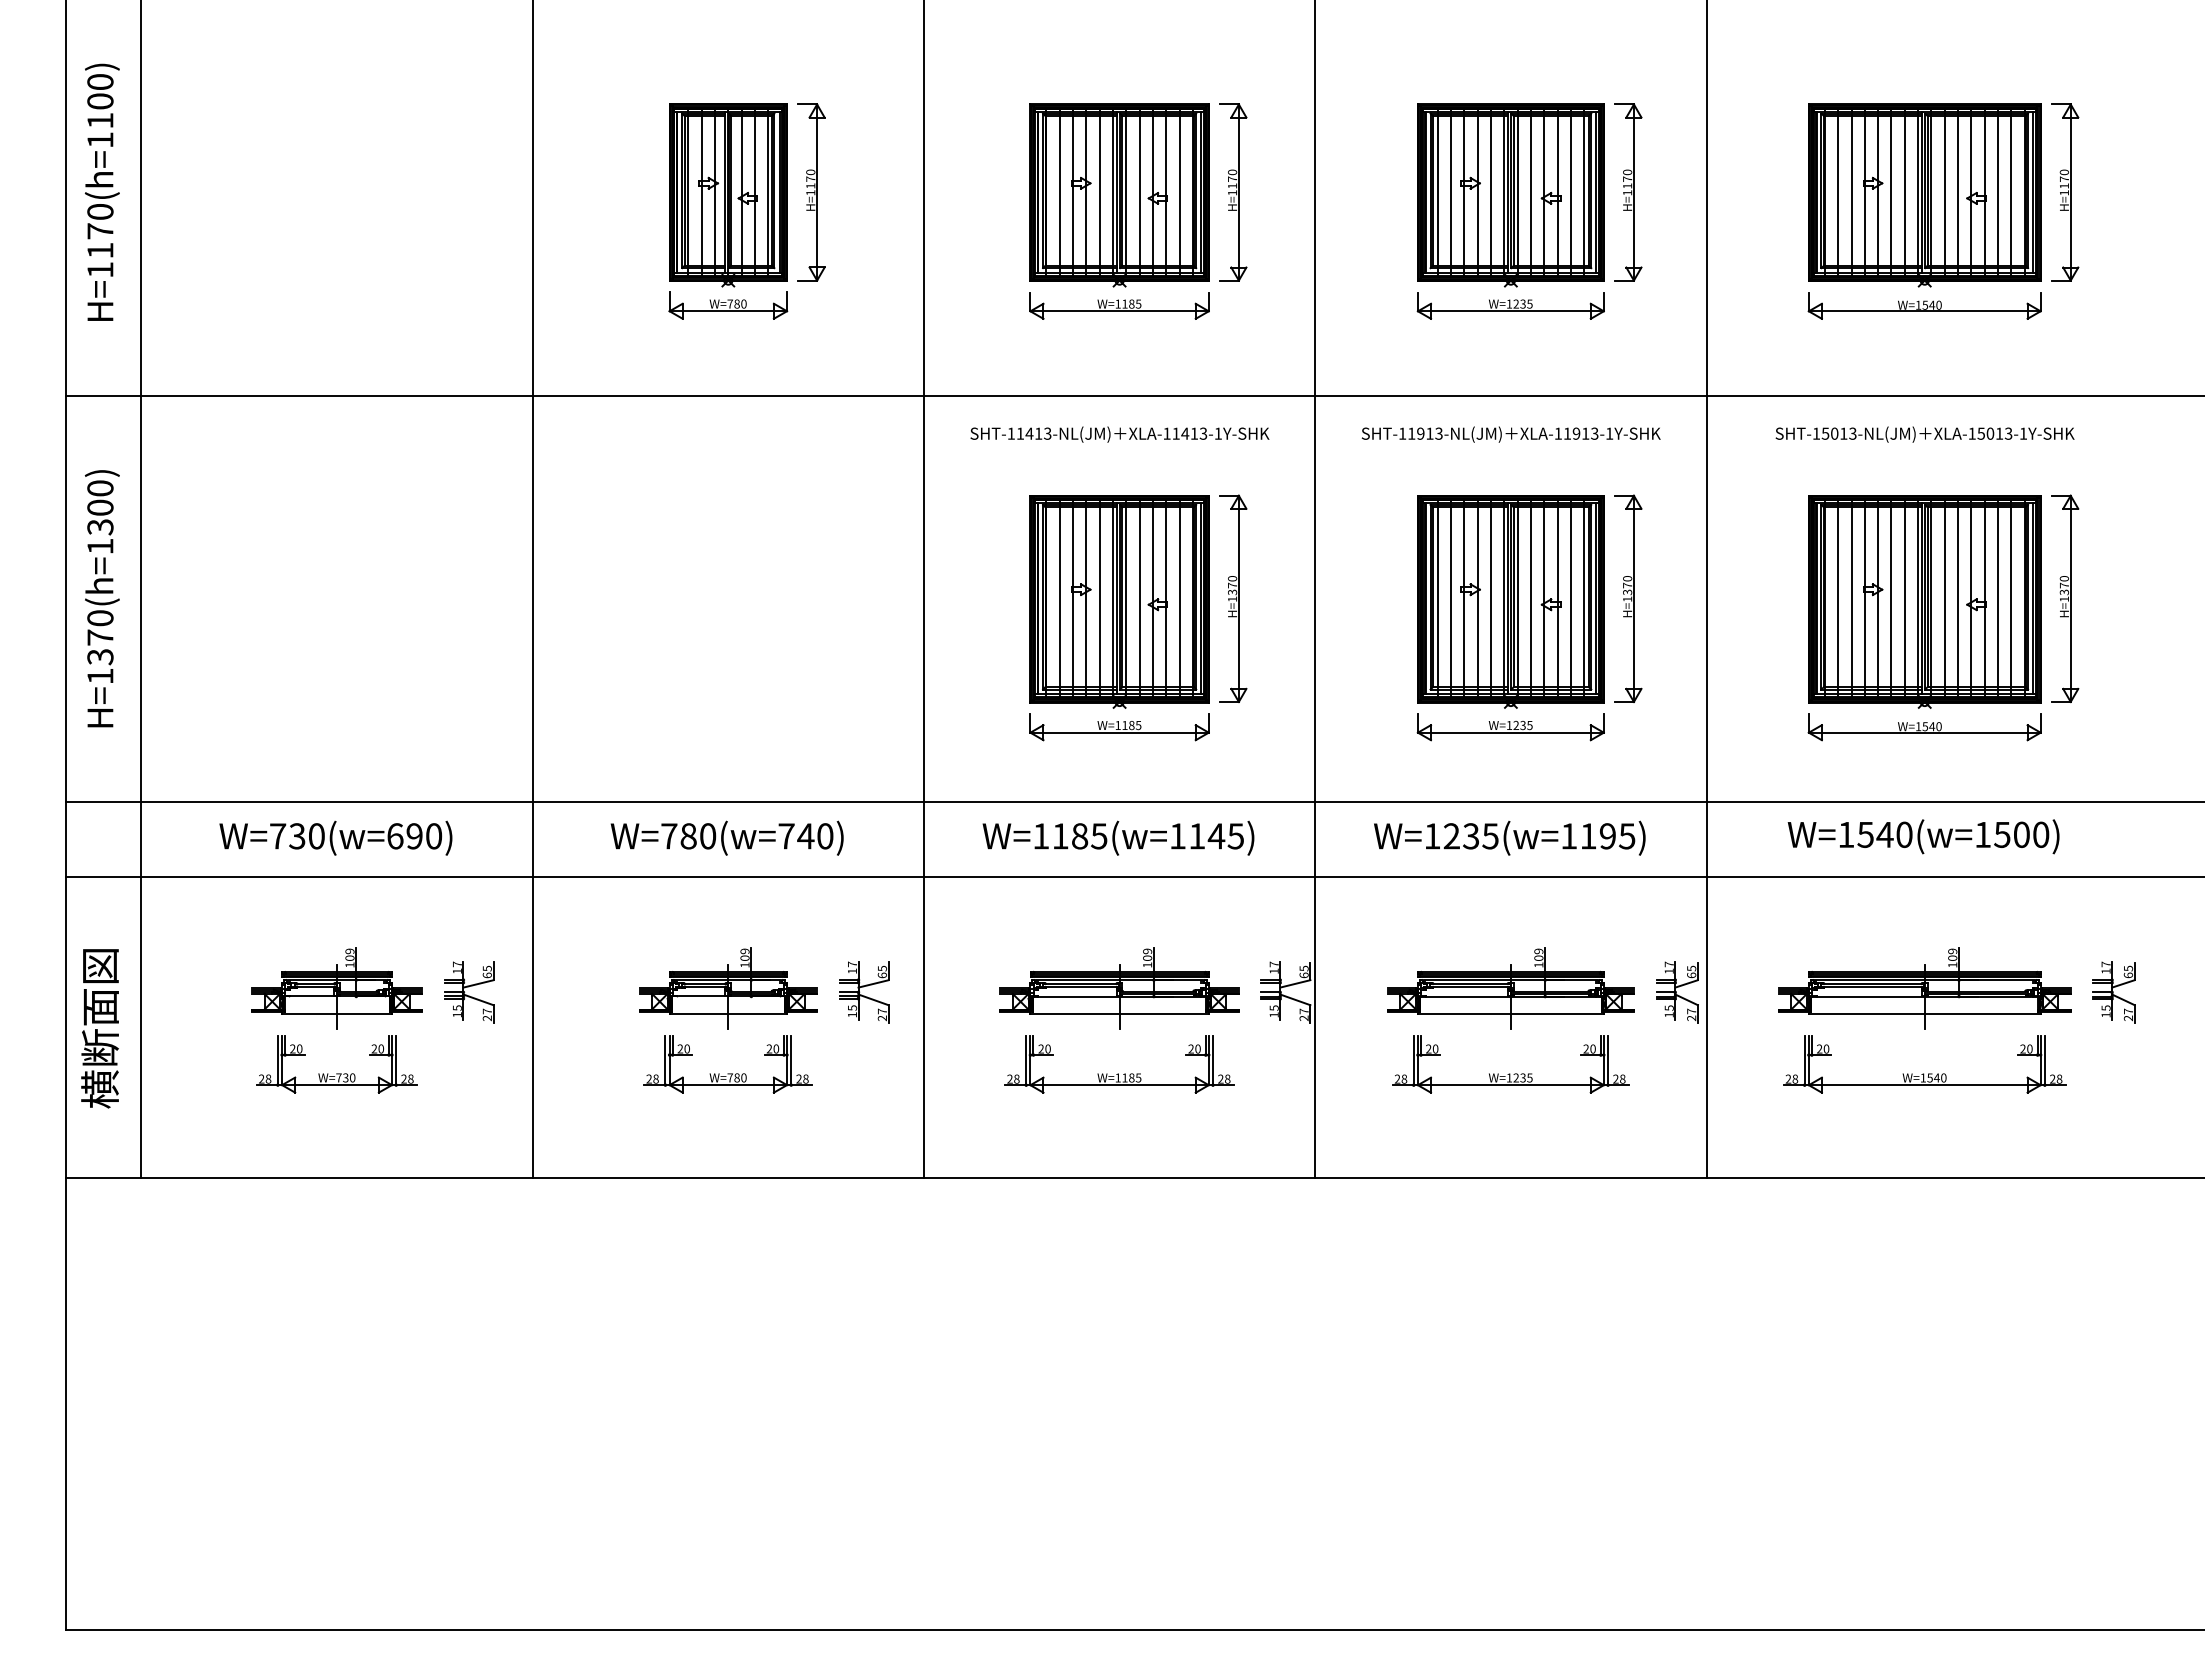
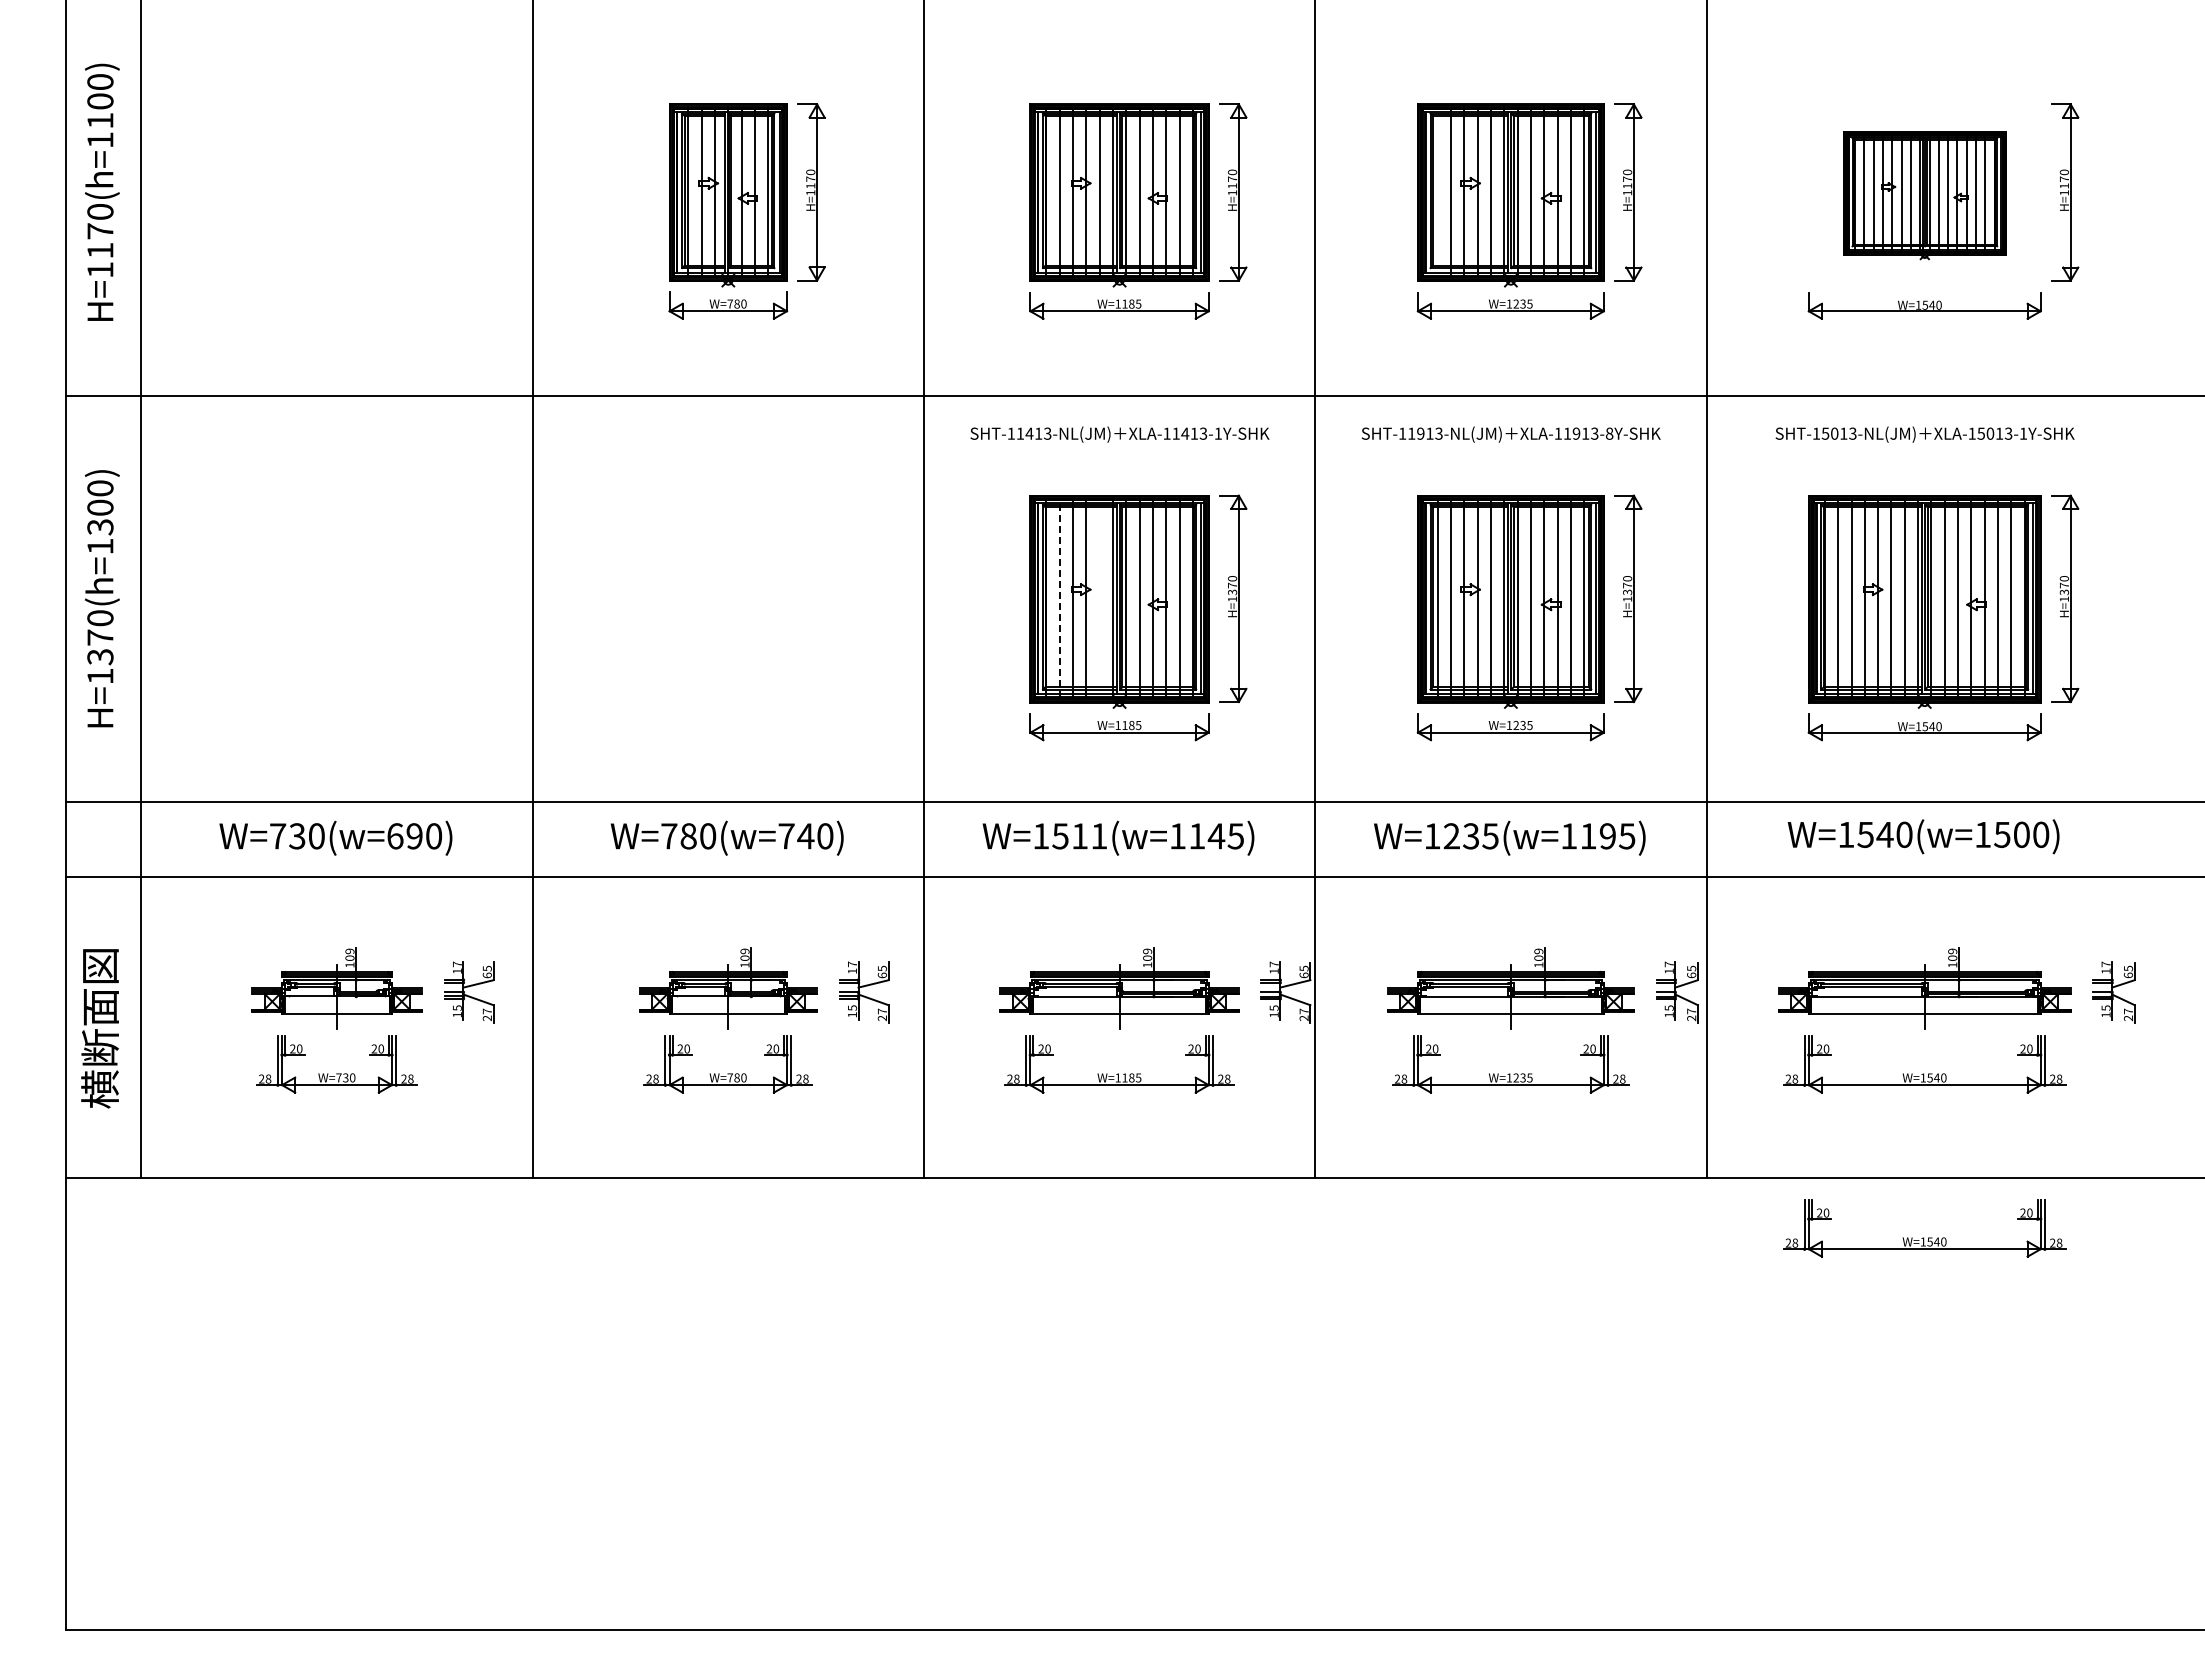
line: present -> none (1437, 192)
part size: 234x185 px -> 164x130 px (1924, 195)
text: XLA-11913-1Y-SHK -> XLA-11913-8Y-SHK (1609, 433)
line: solid -> dashed (1059, 598)
line: present -> none (1099, 598)
text: W=1185(w=1145) -> W=1511(w=1145) (1079, 836)
part: none -> present (1923, 1237)
